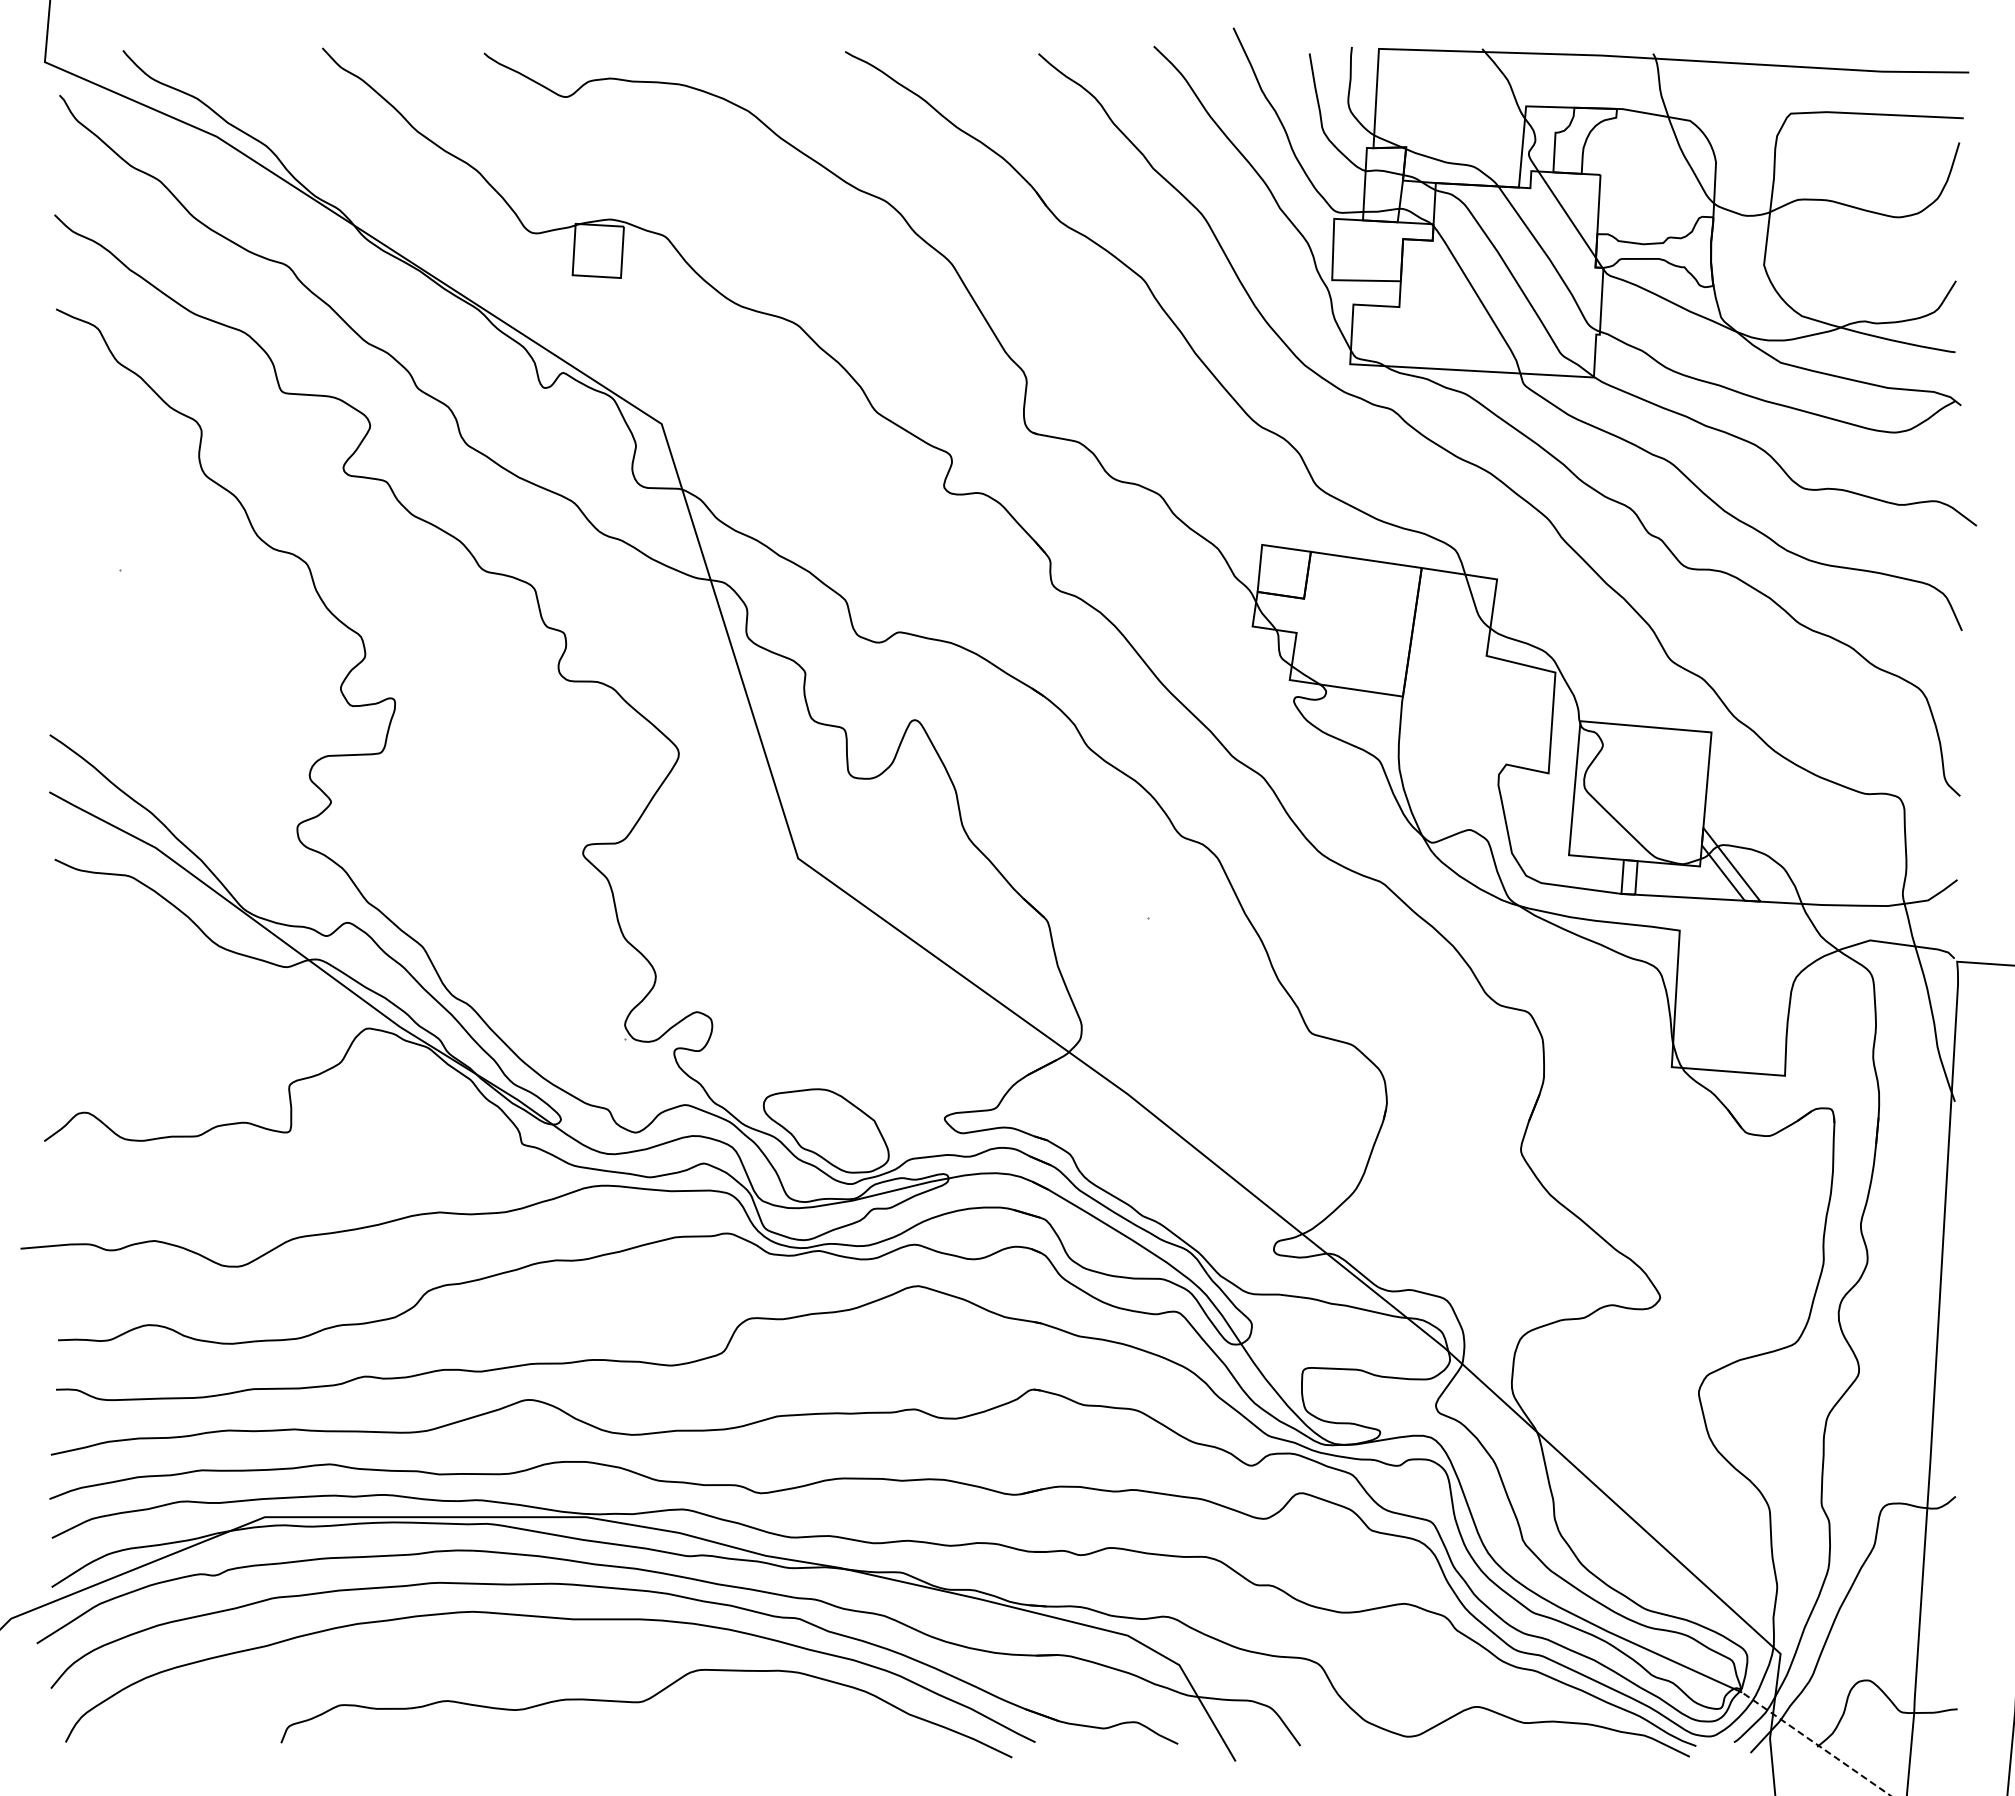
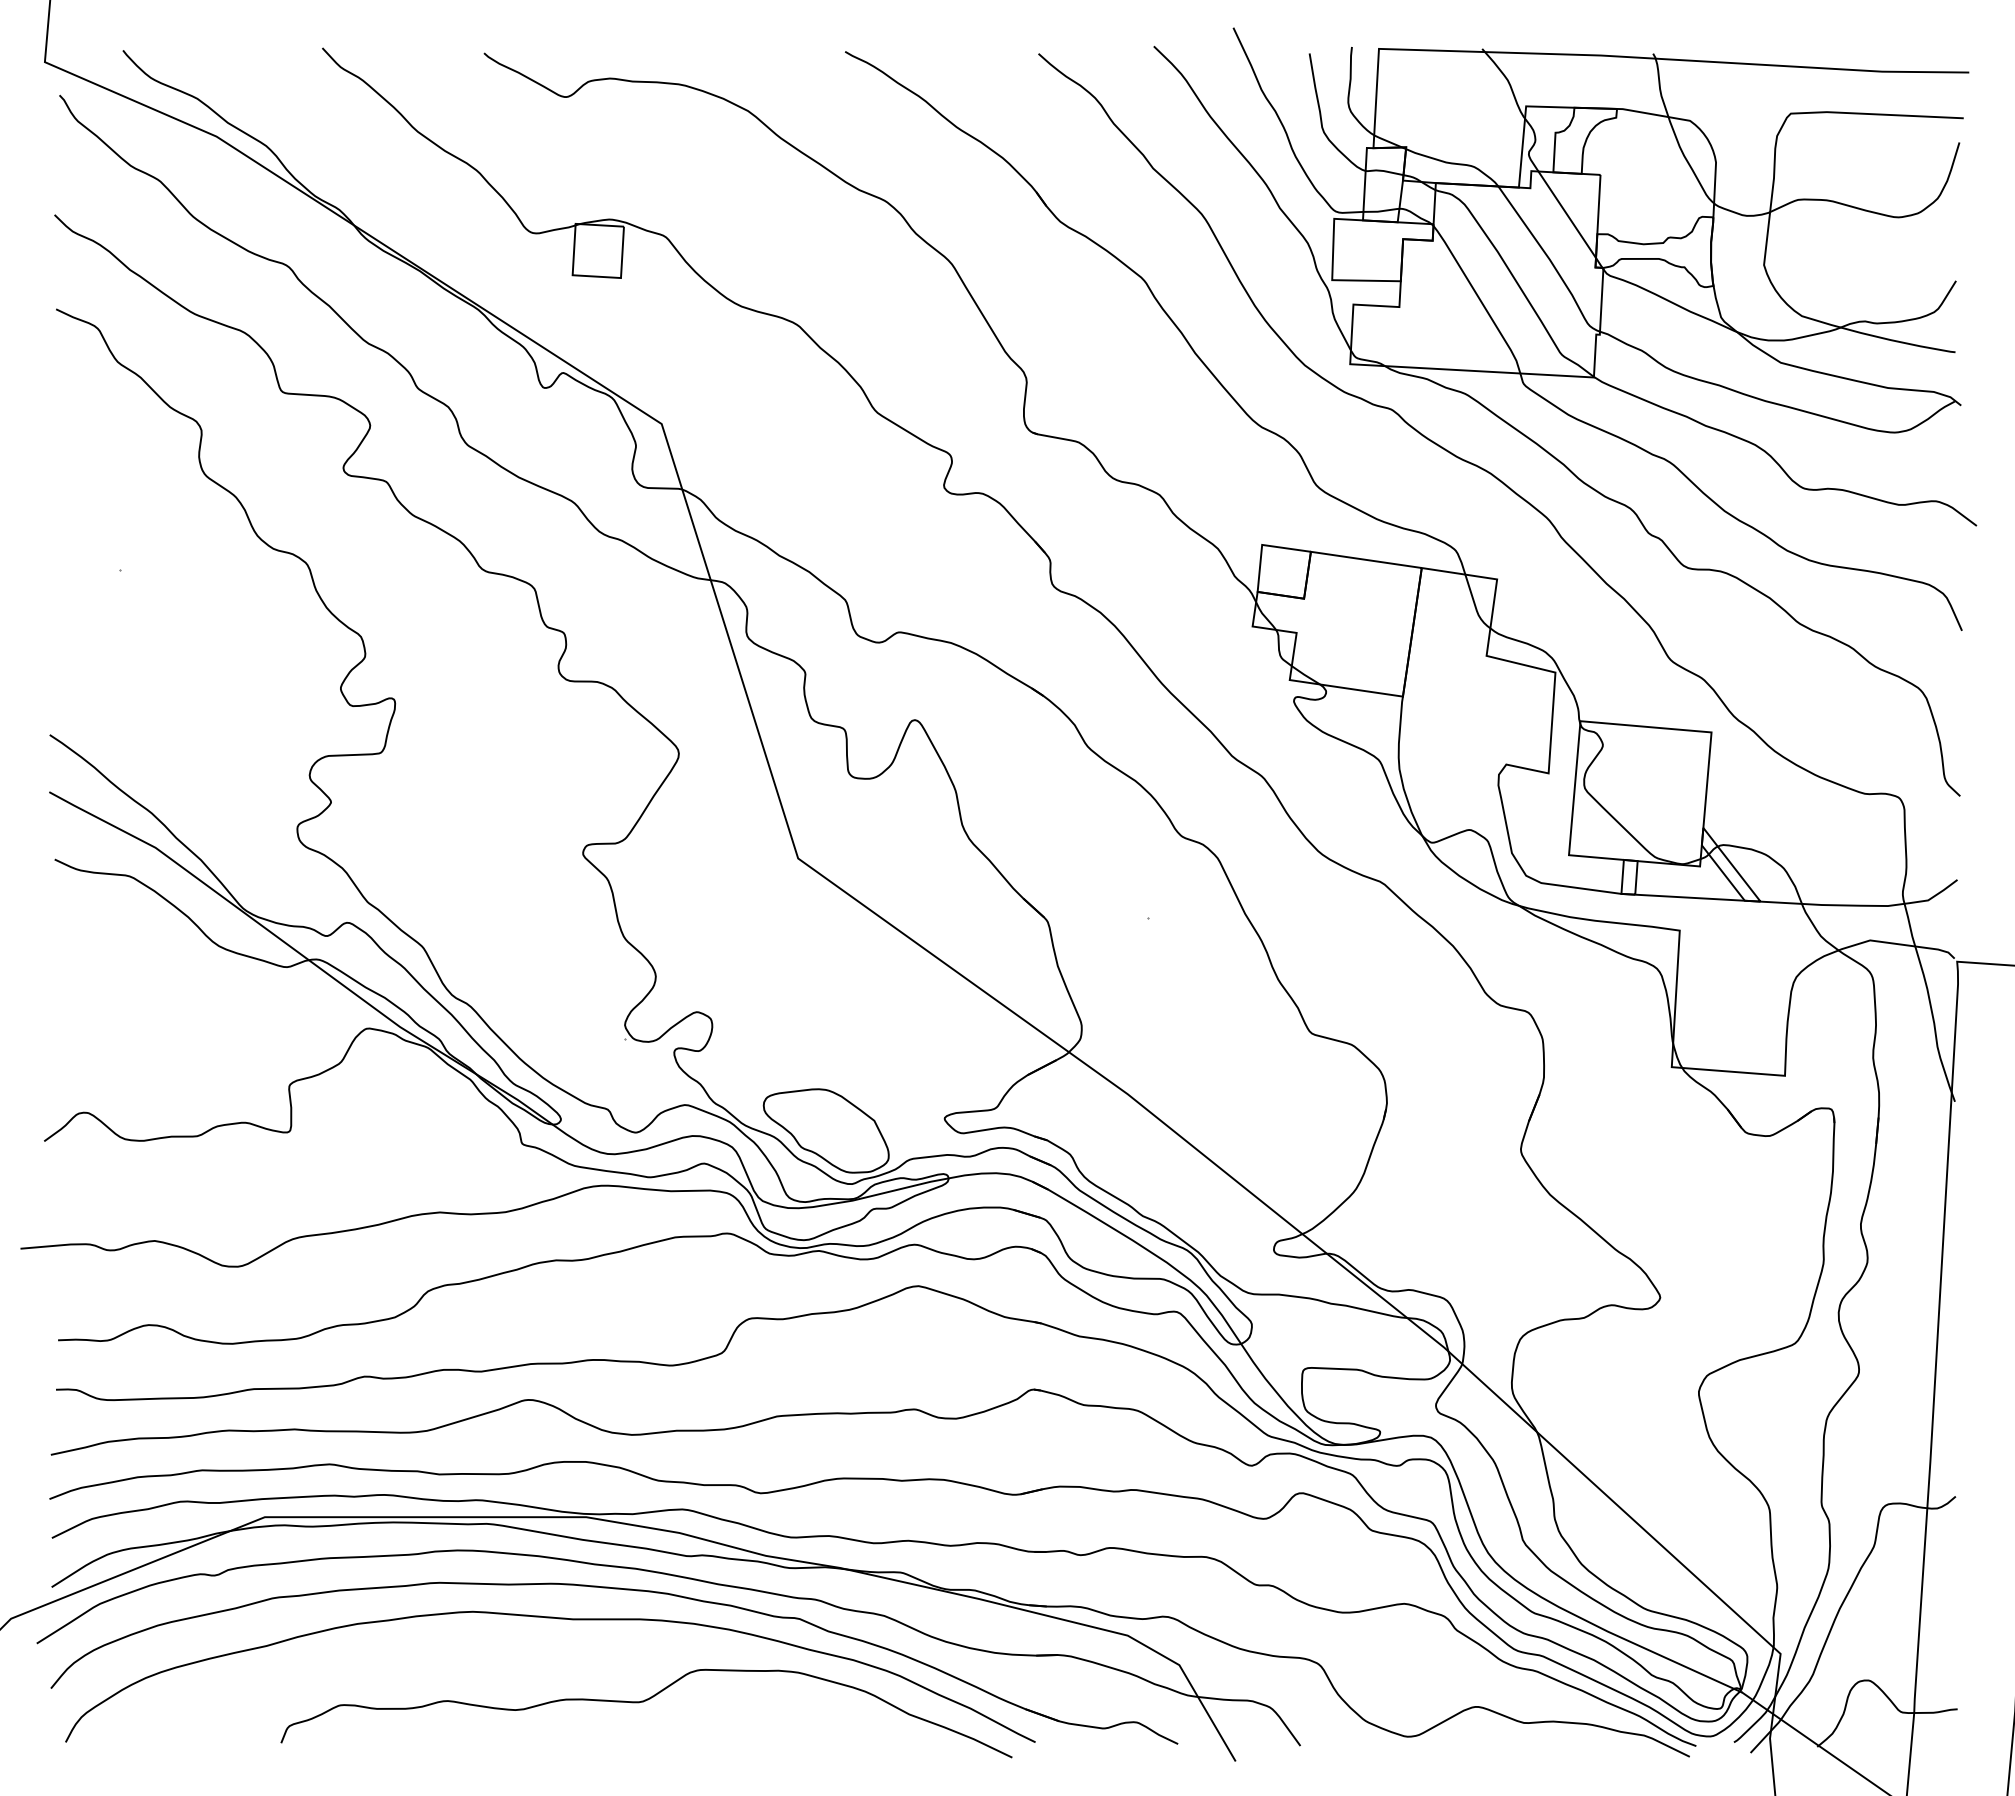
line: dashed -> solid (1816, 1743)
